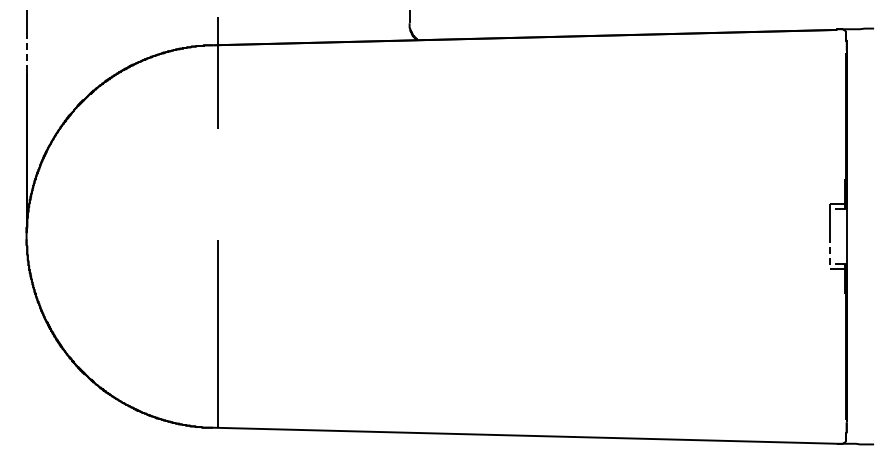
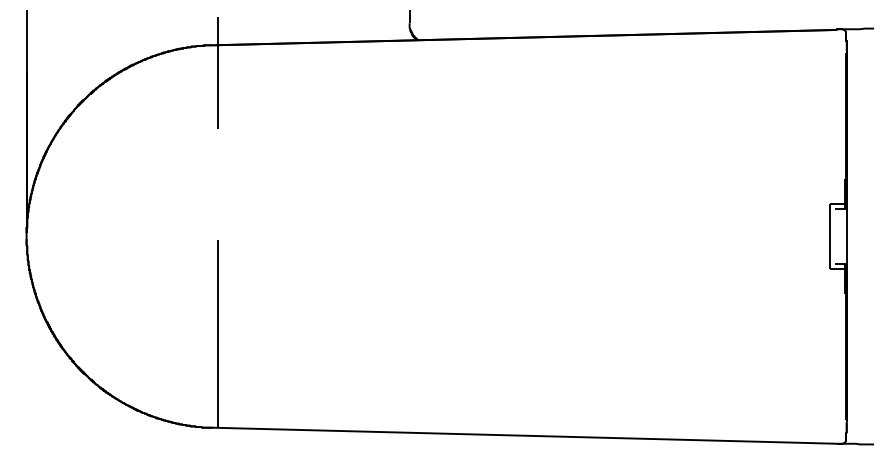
line: dashed -> solid (26, 53)
line: dashed -> solid (830, 253)
